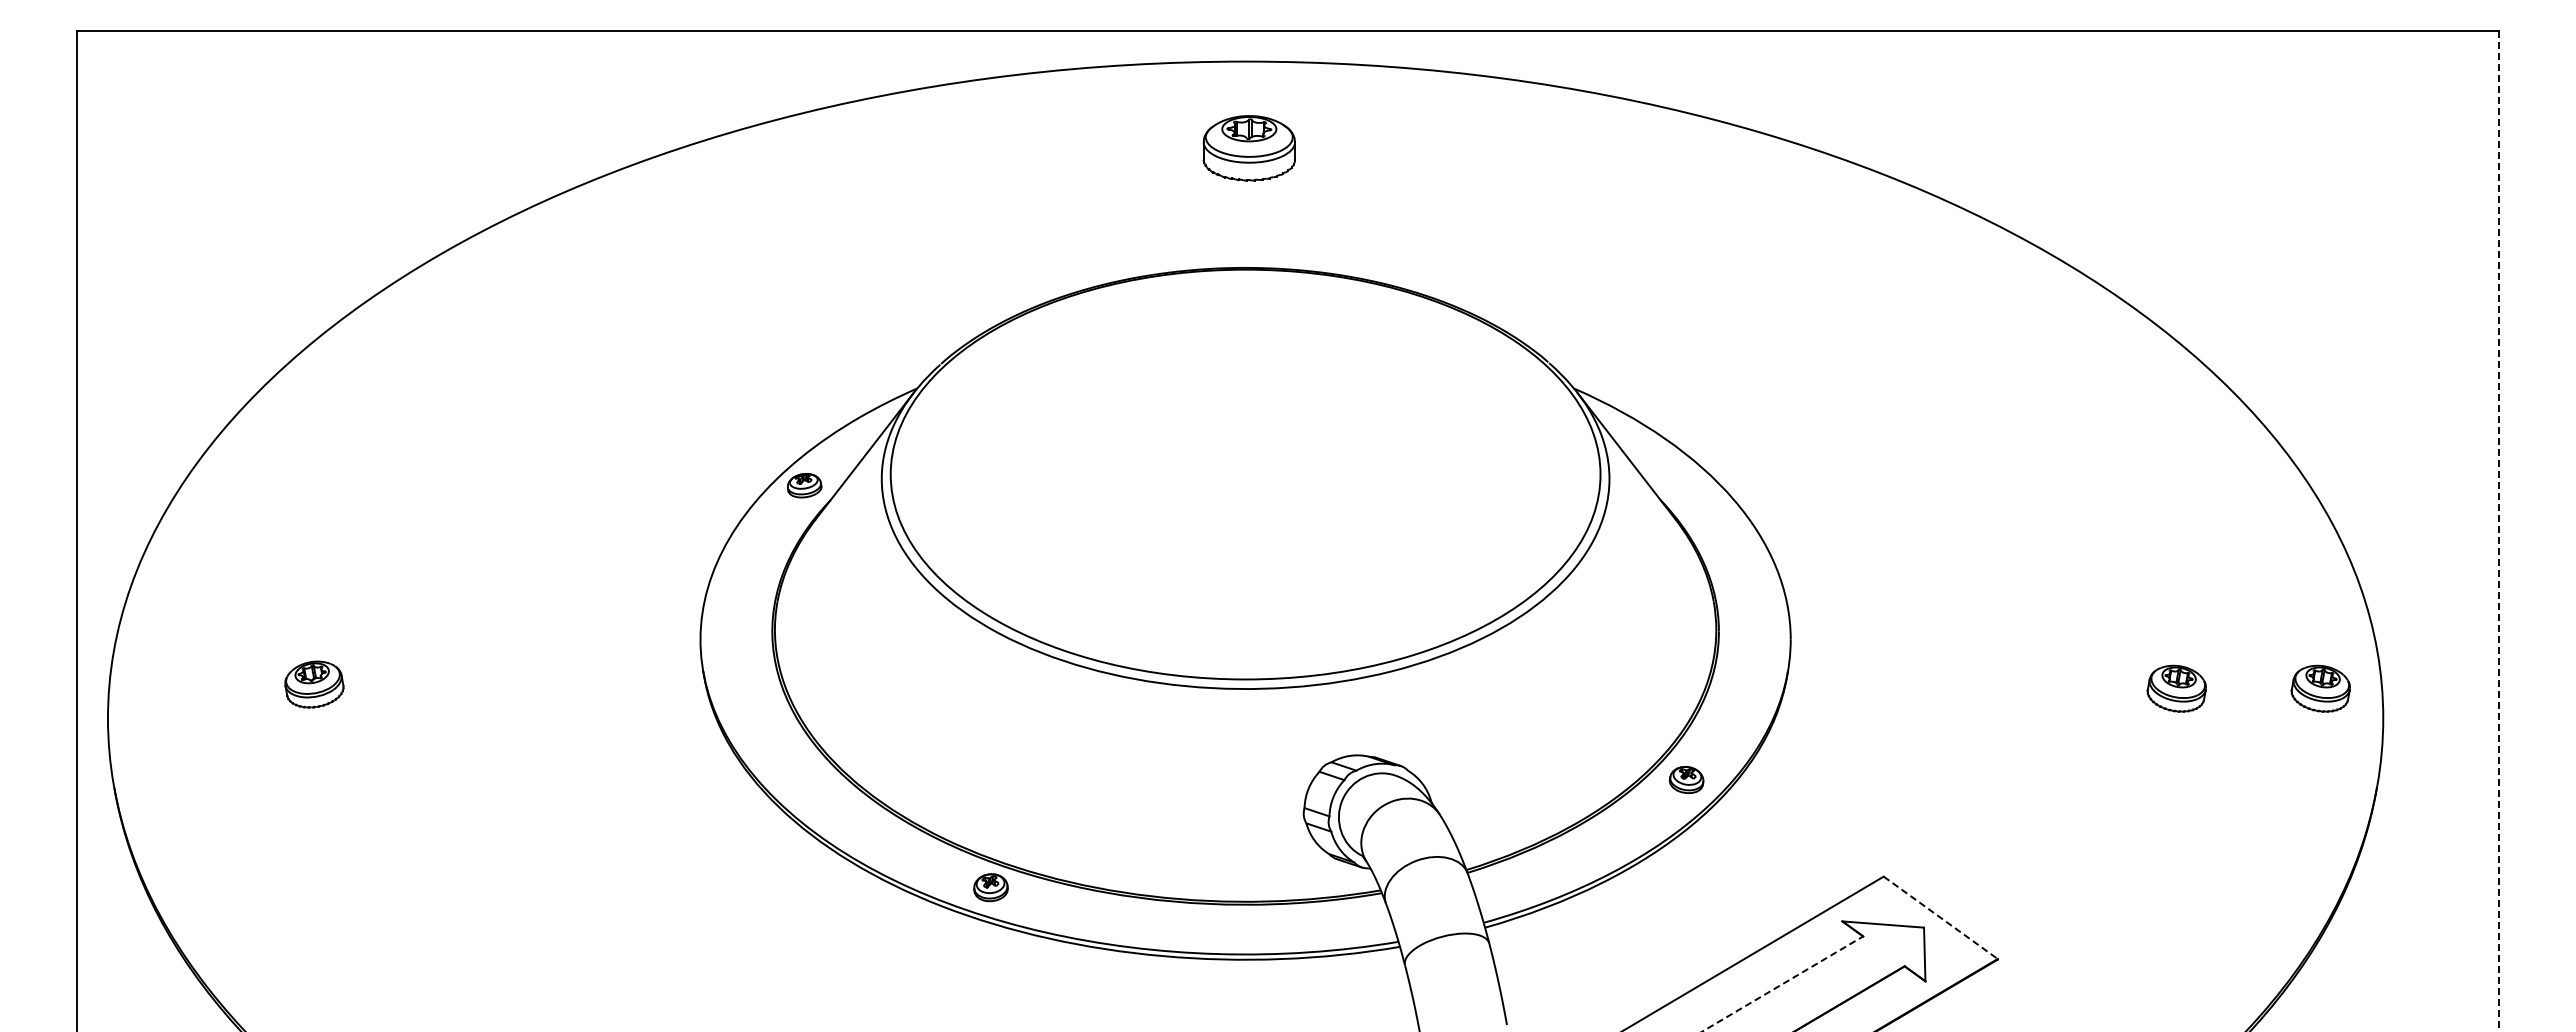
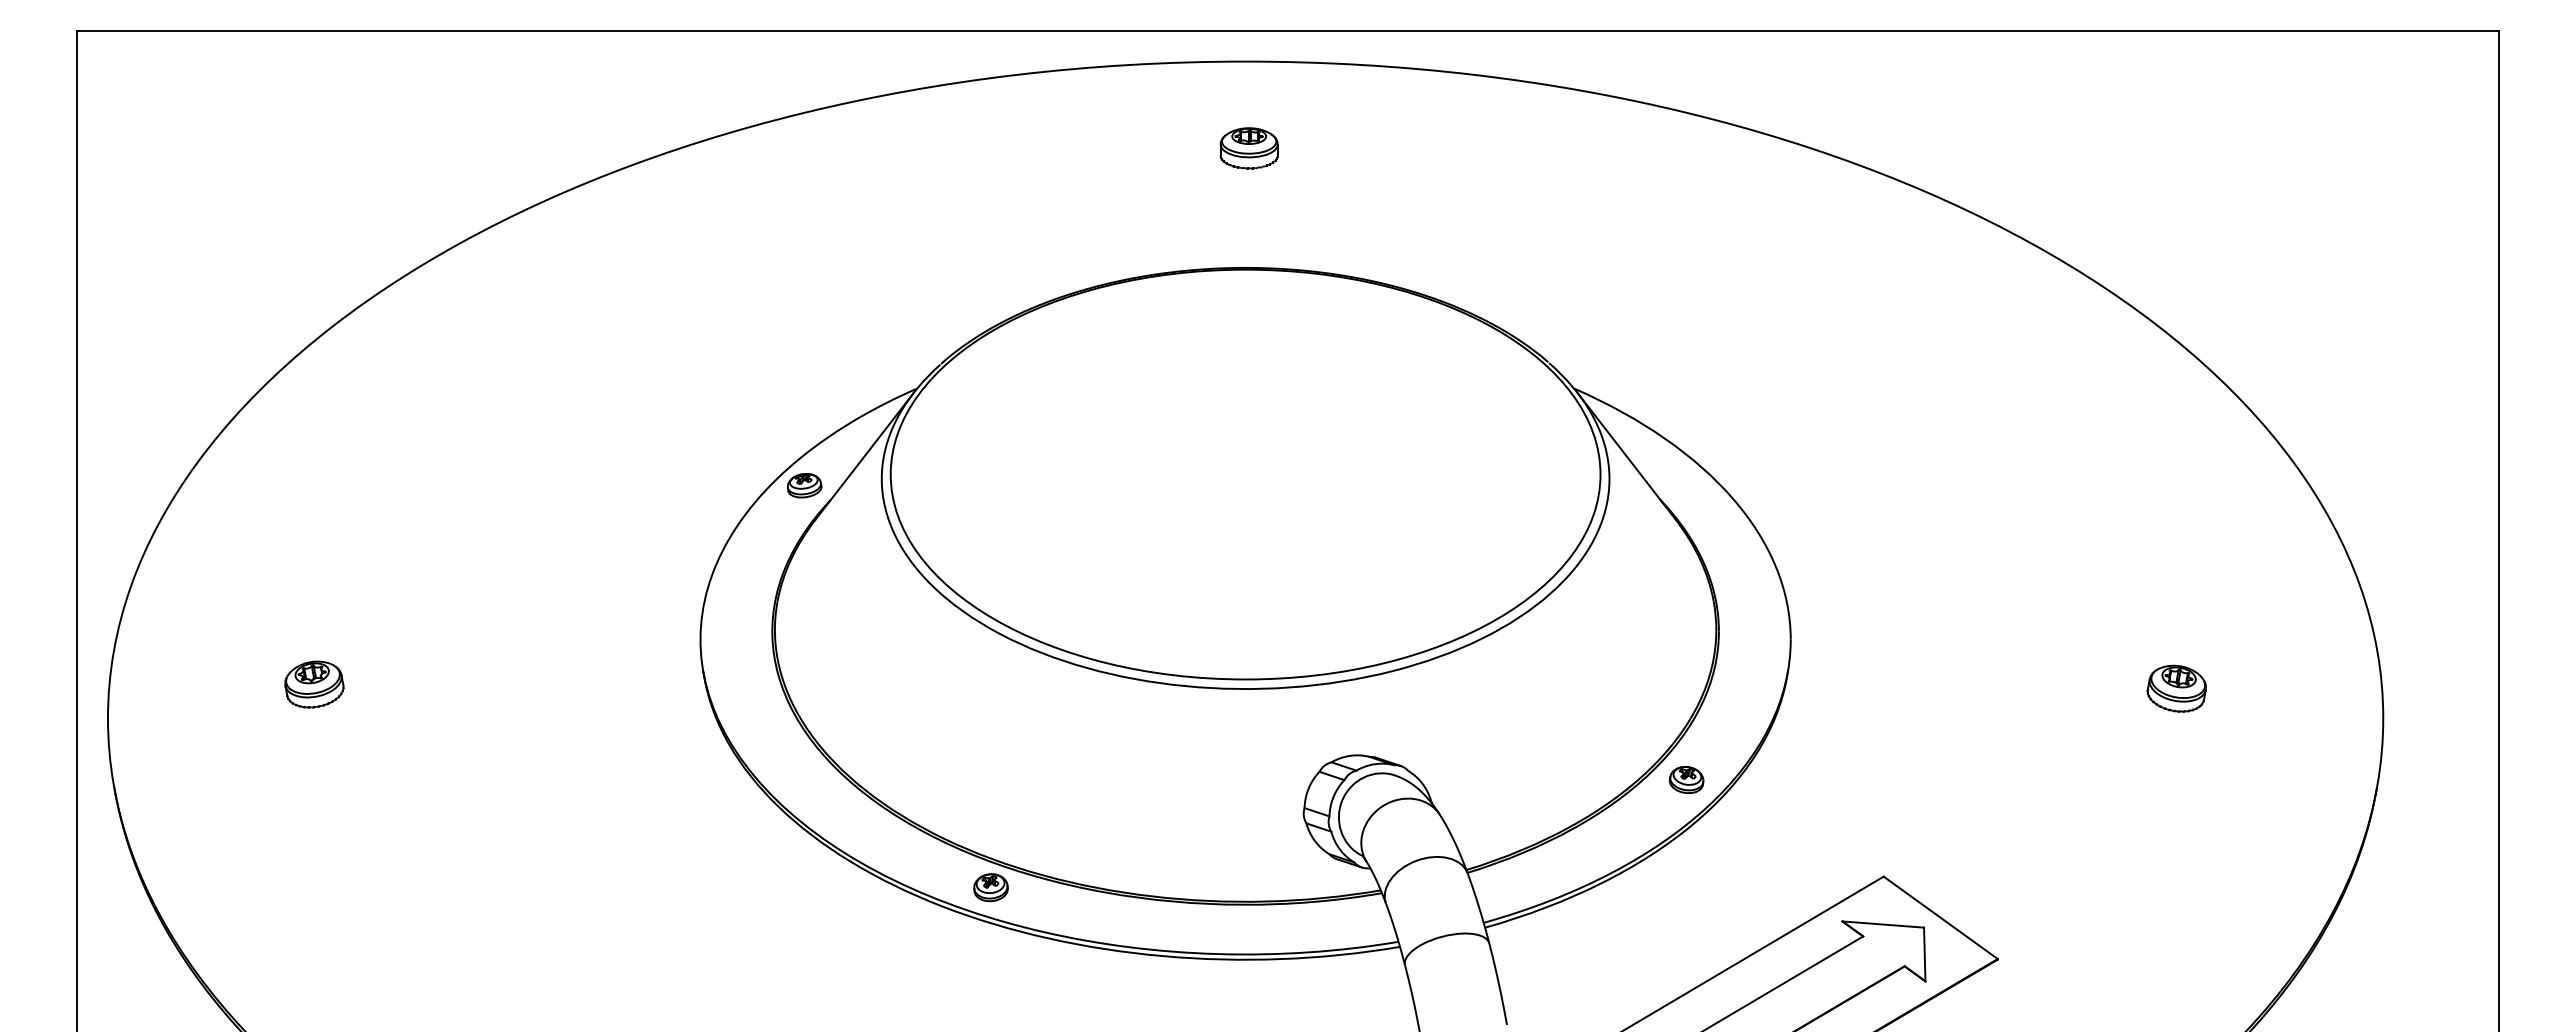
part size: 94x67 px -> 60x43 px (1248, 148)
line: dashed -> solid (2498, 531)
part: present -> none (2320, 688)
line: dashed -> solid (1941, 918)
line: dashed -> solid (1783, 983)
